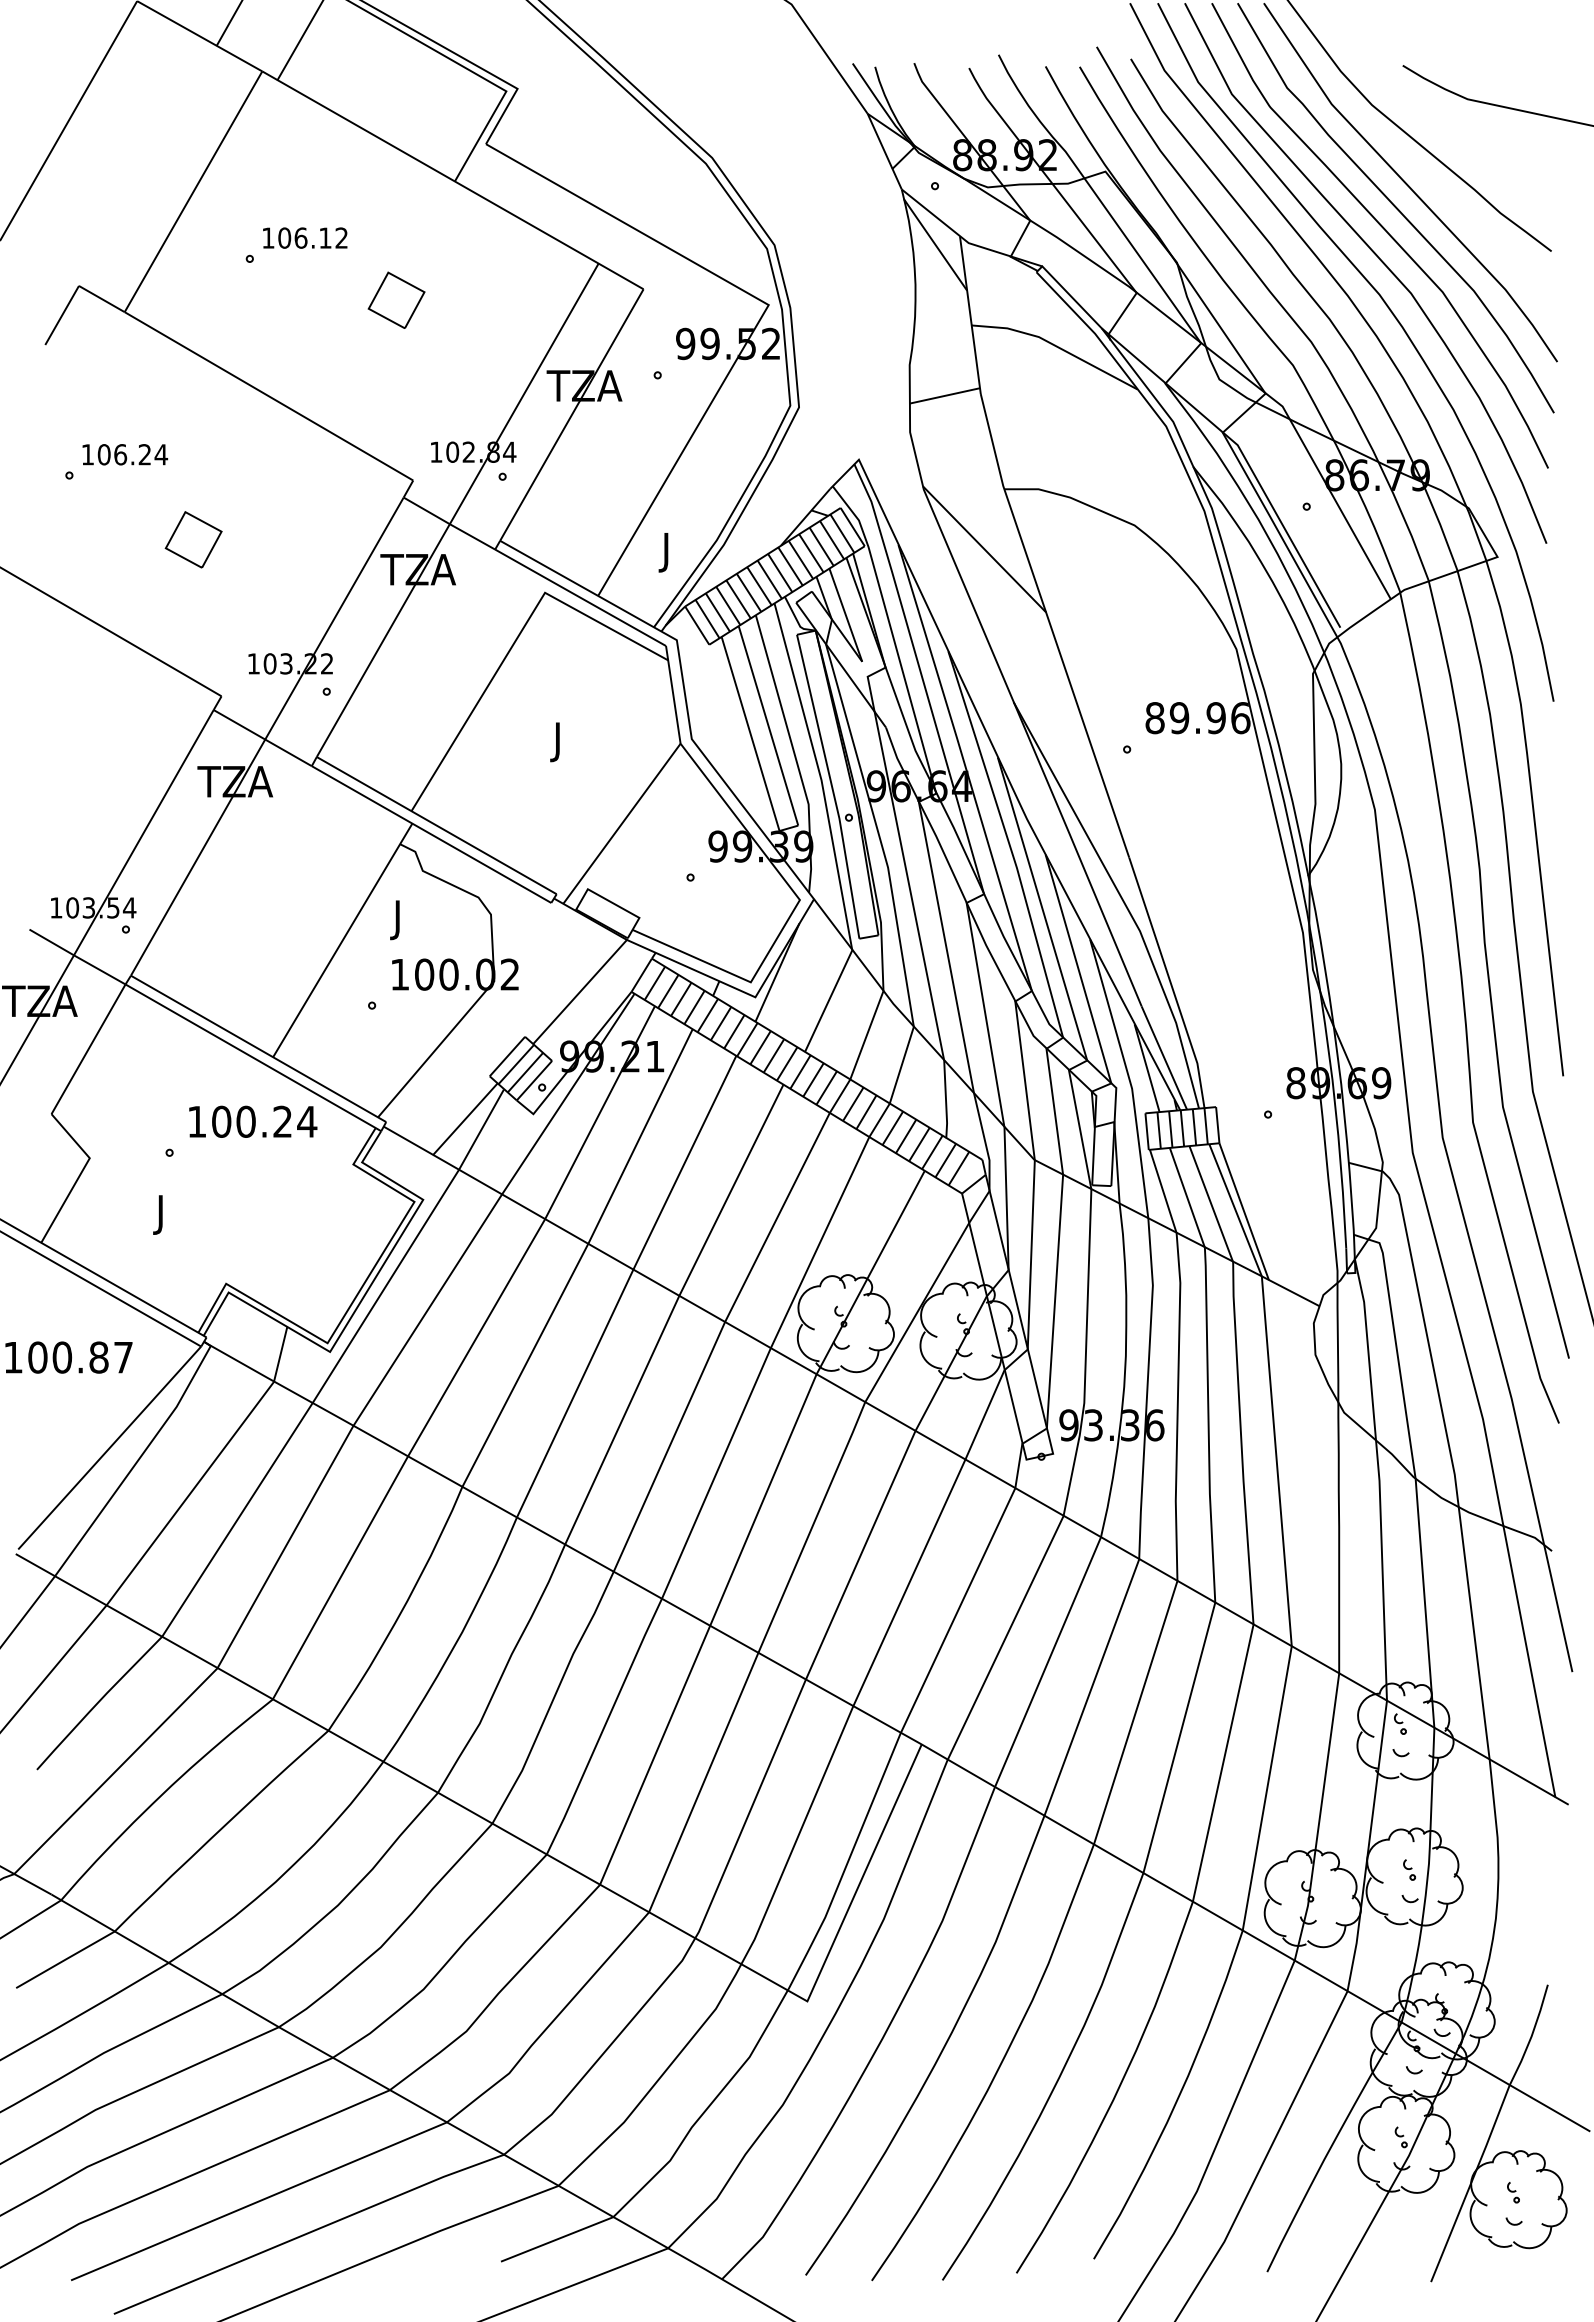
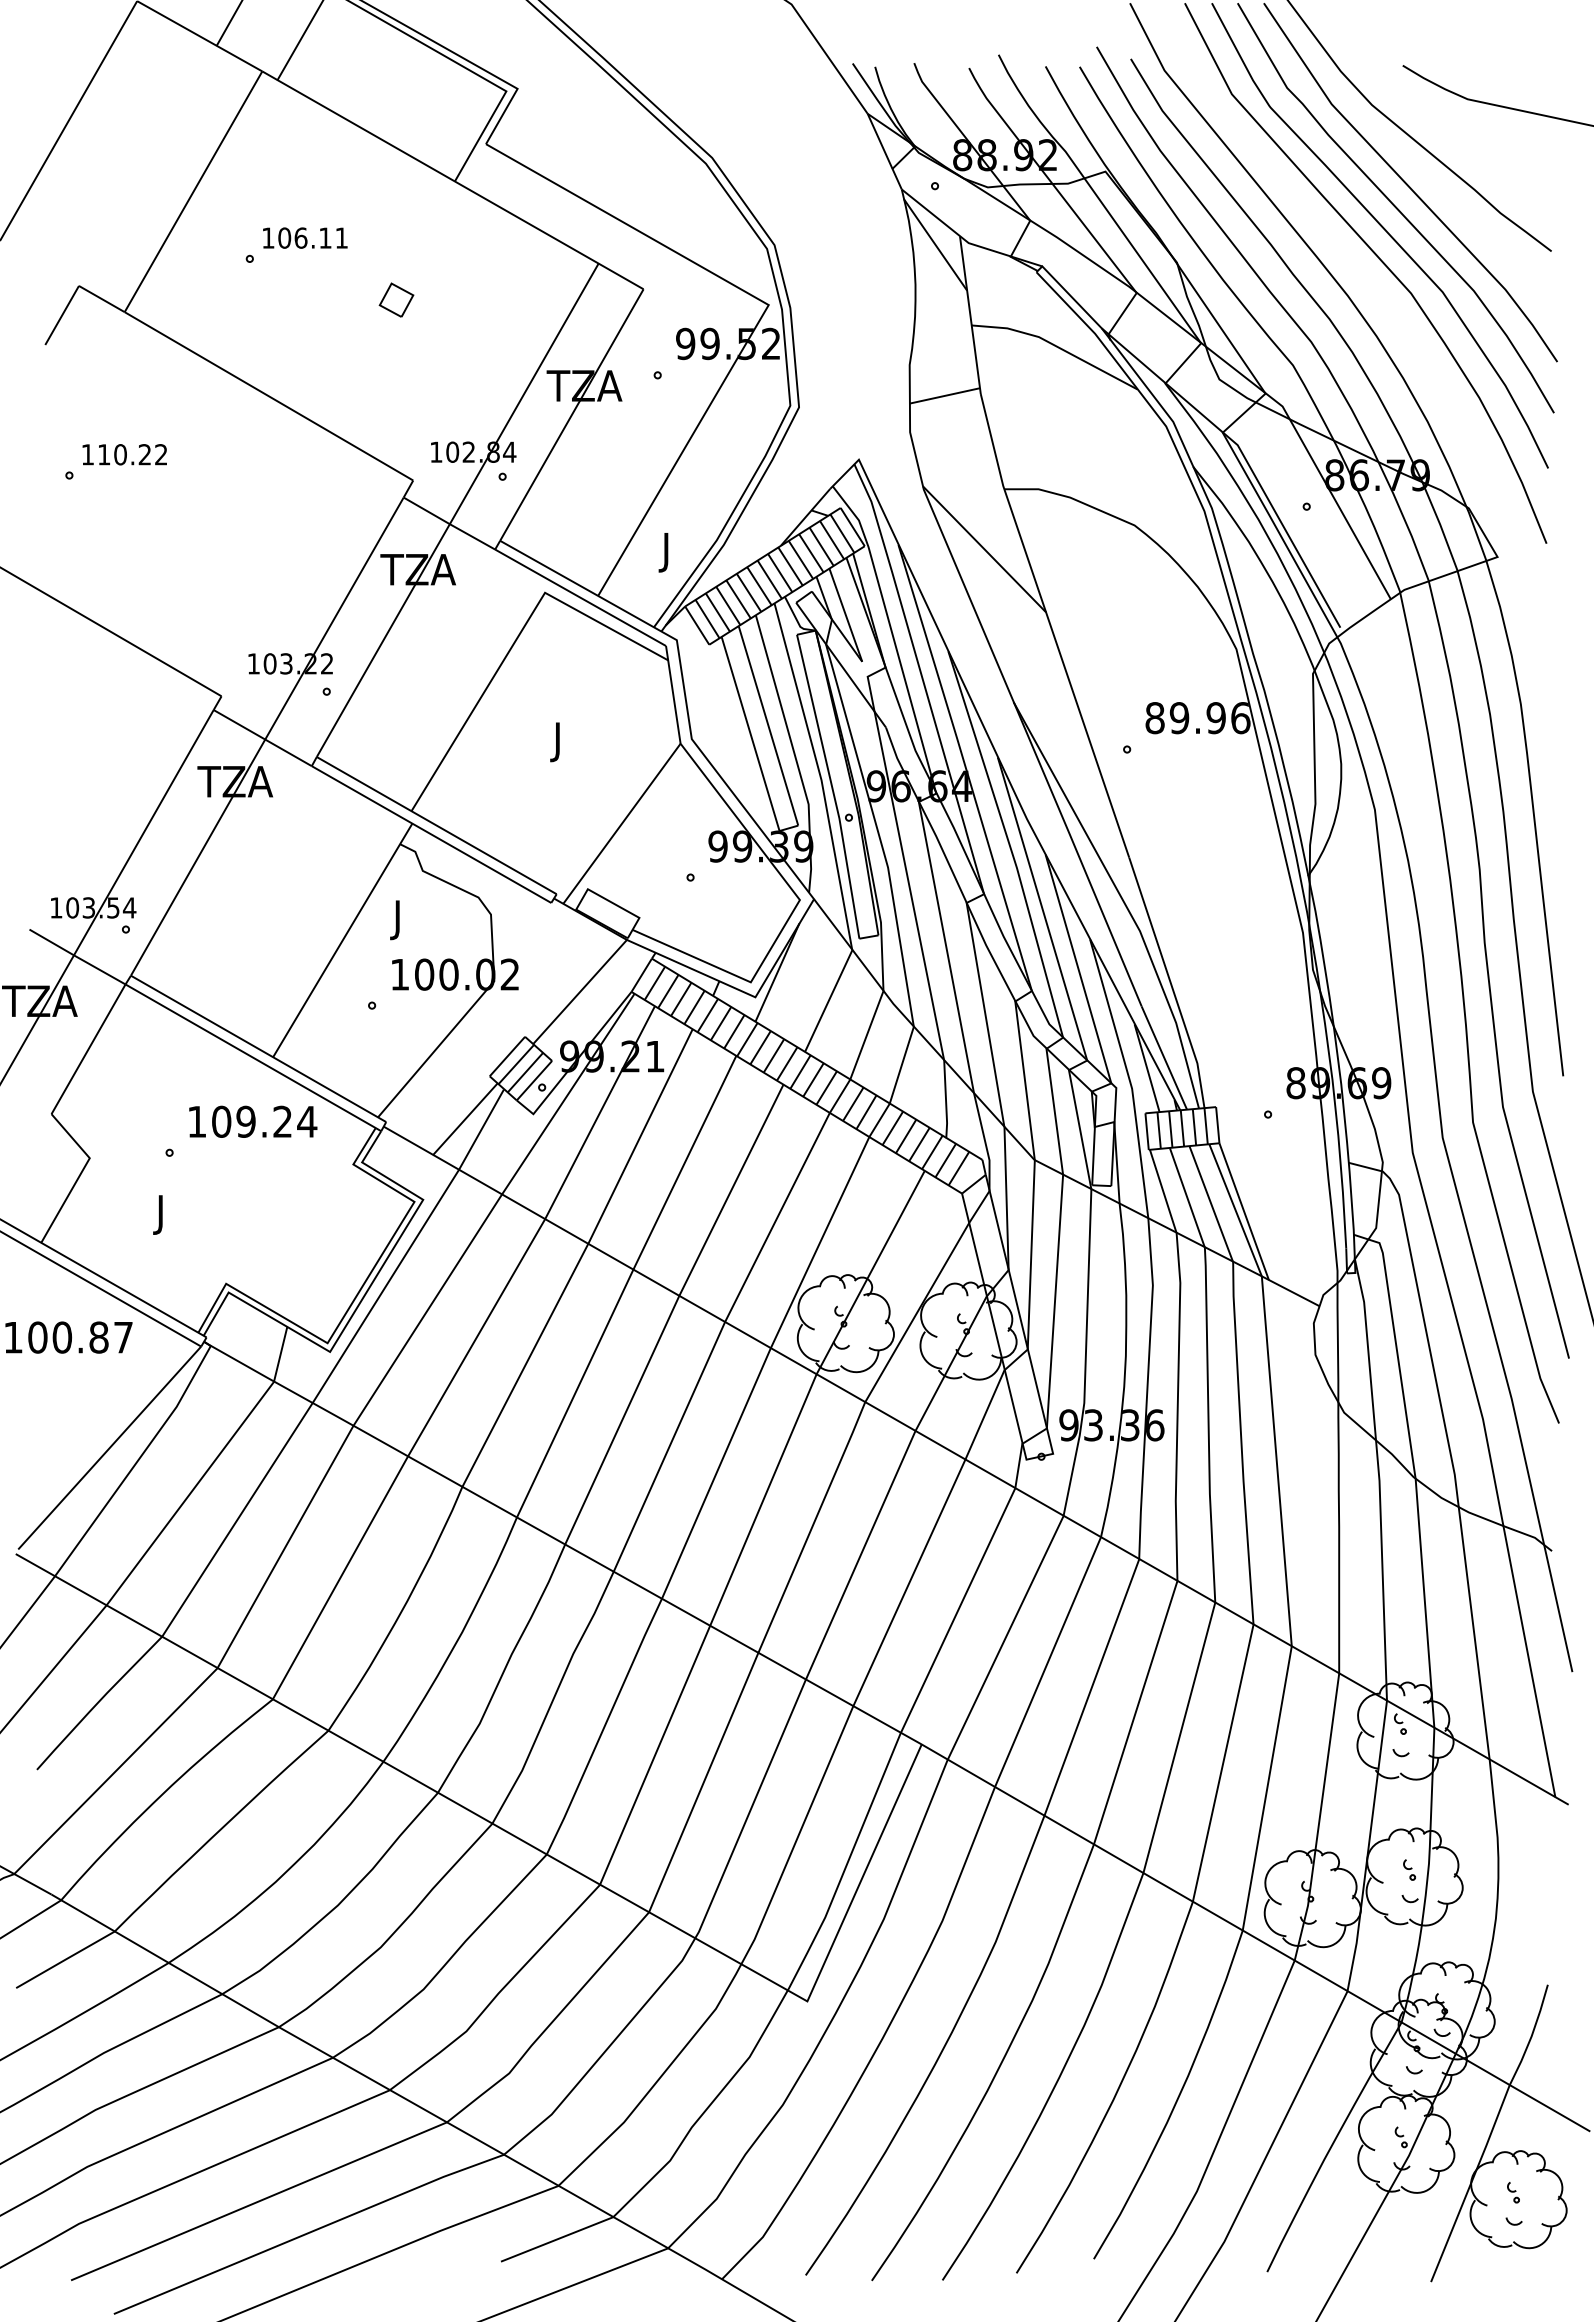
text: 106.12 -> 106.11 (341, 237)
part size: 59x58 px -> 37x36 px (396, 299)
curve: present -> none (1395, 319)
text: 106.24 -> 110.22 (132, 454)
part: present -> none (193, 539)
text: 100.24 -> 109.24 (245, 1121)
text position: (68, 1357) -> (68, 1337) (68, 1337)
